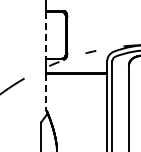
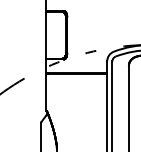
line: dashed -> solid (46, 35)
line: dashed -> solid (46, 93)
